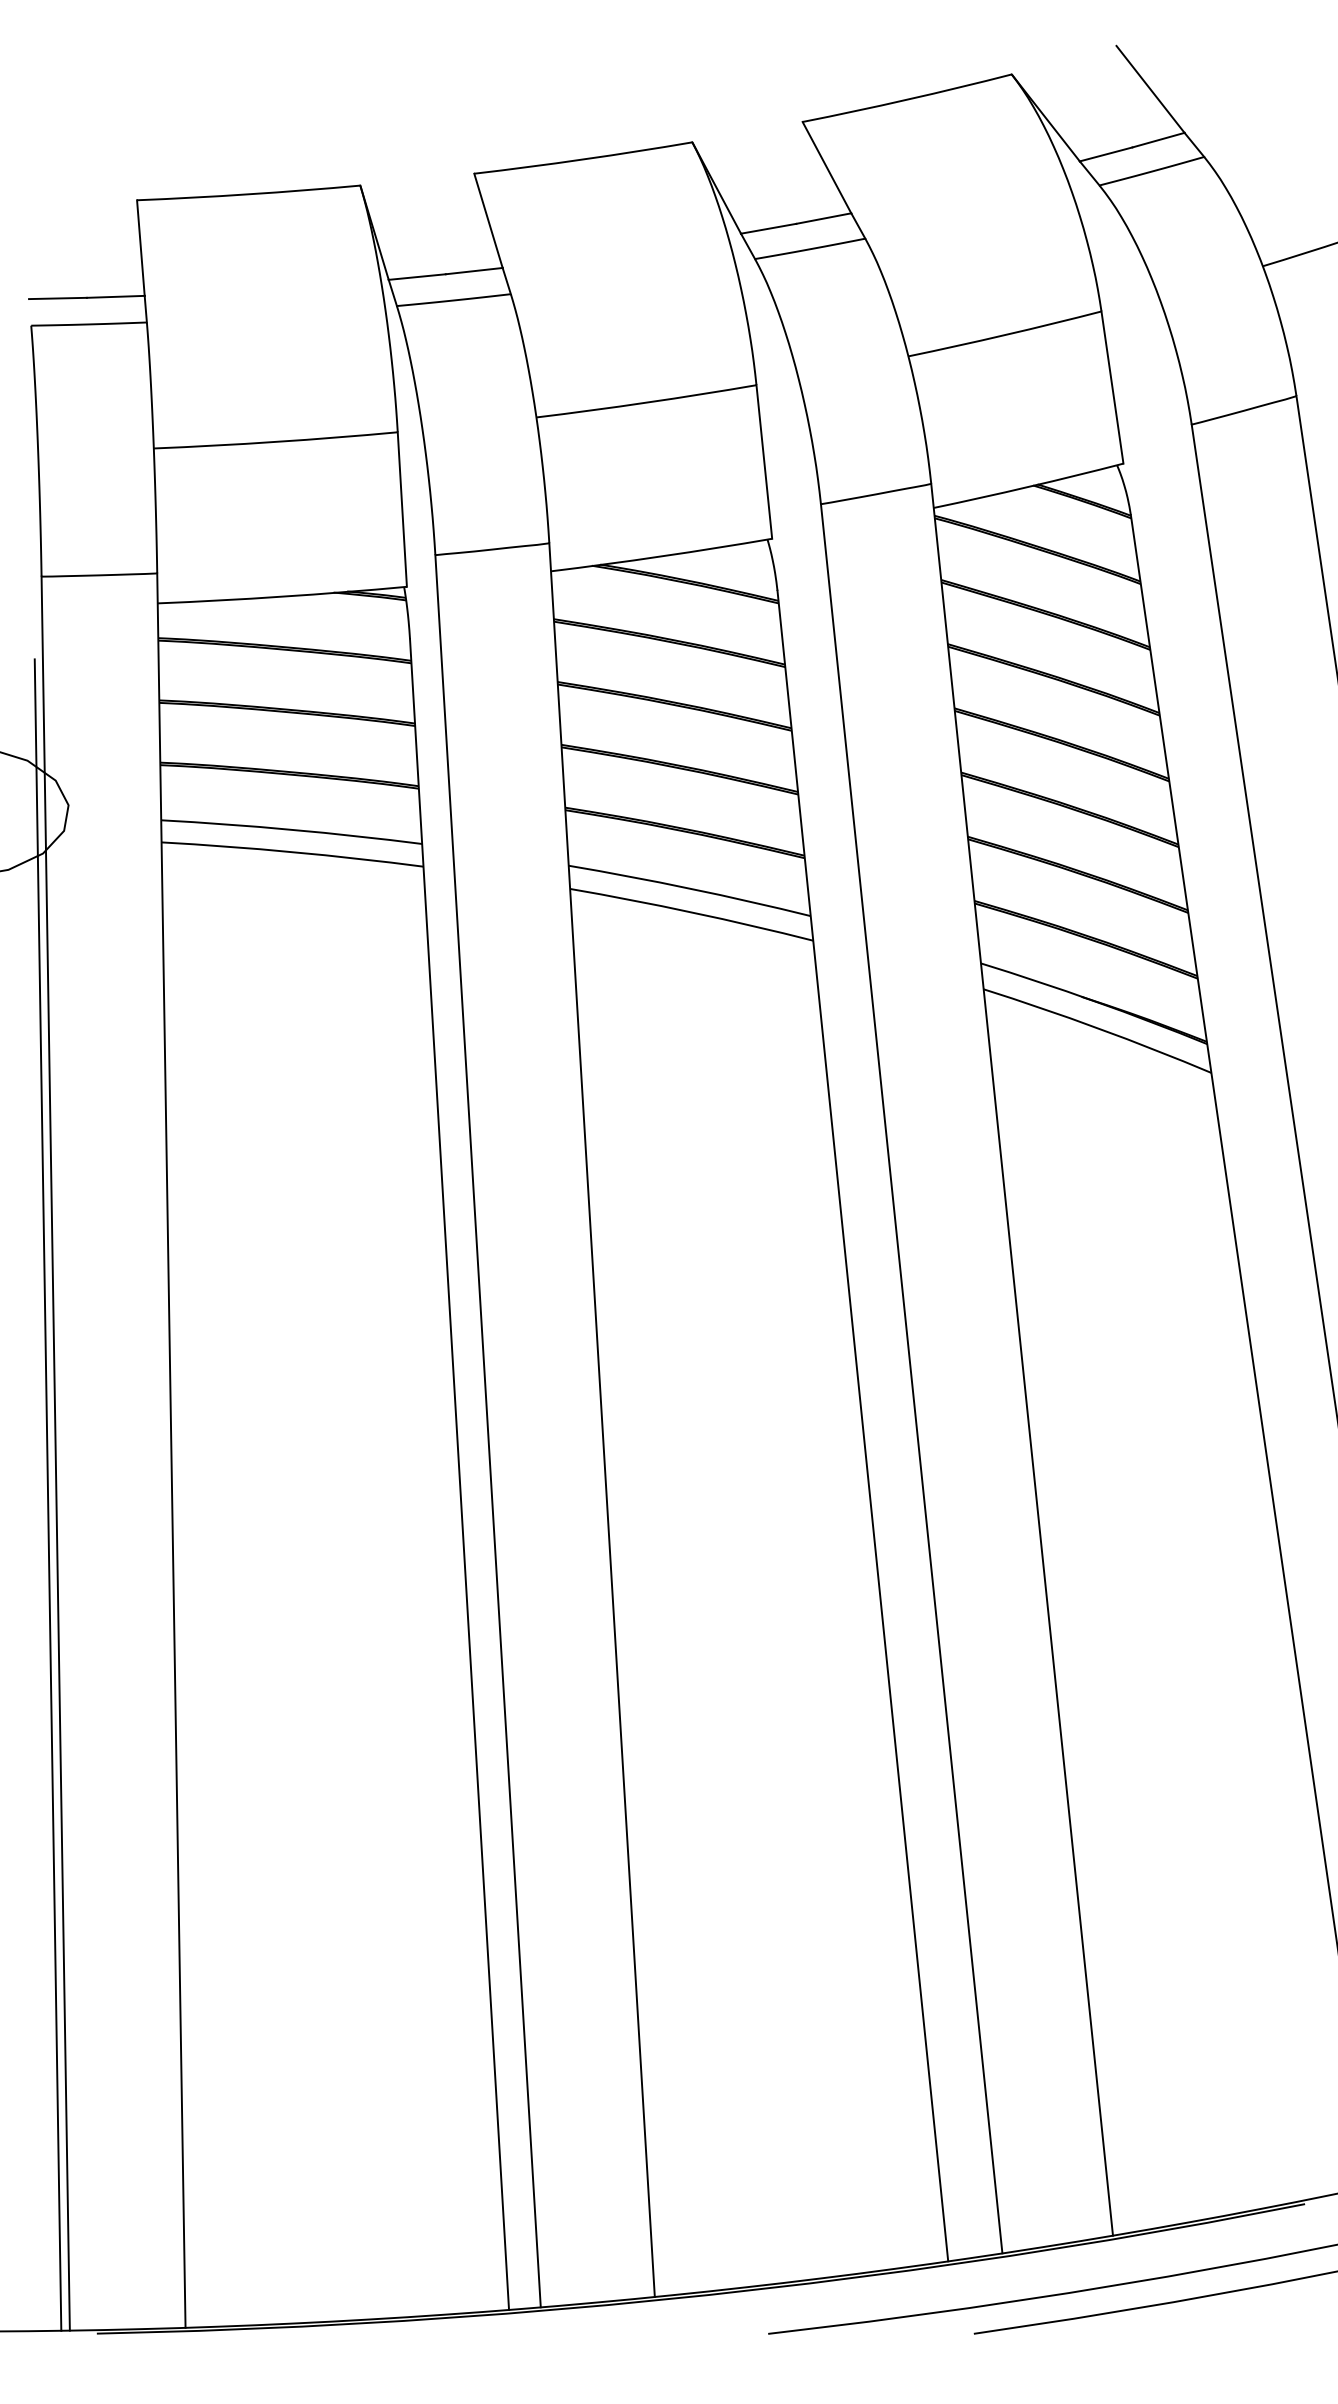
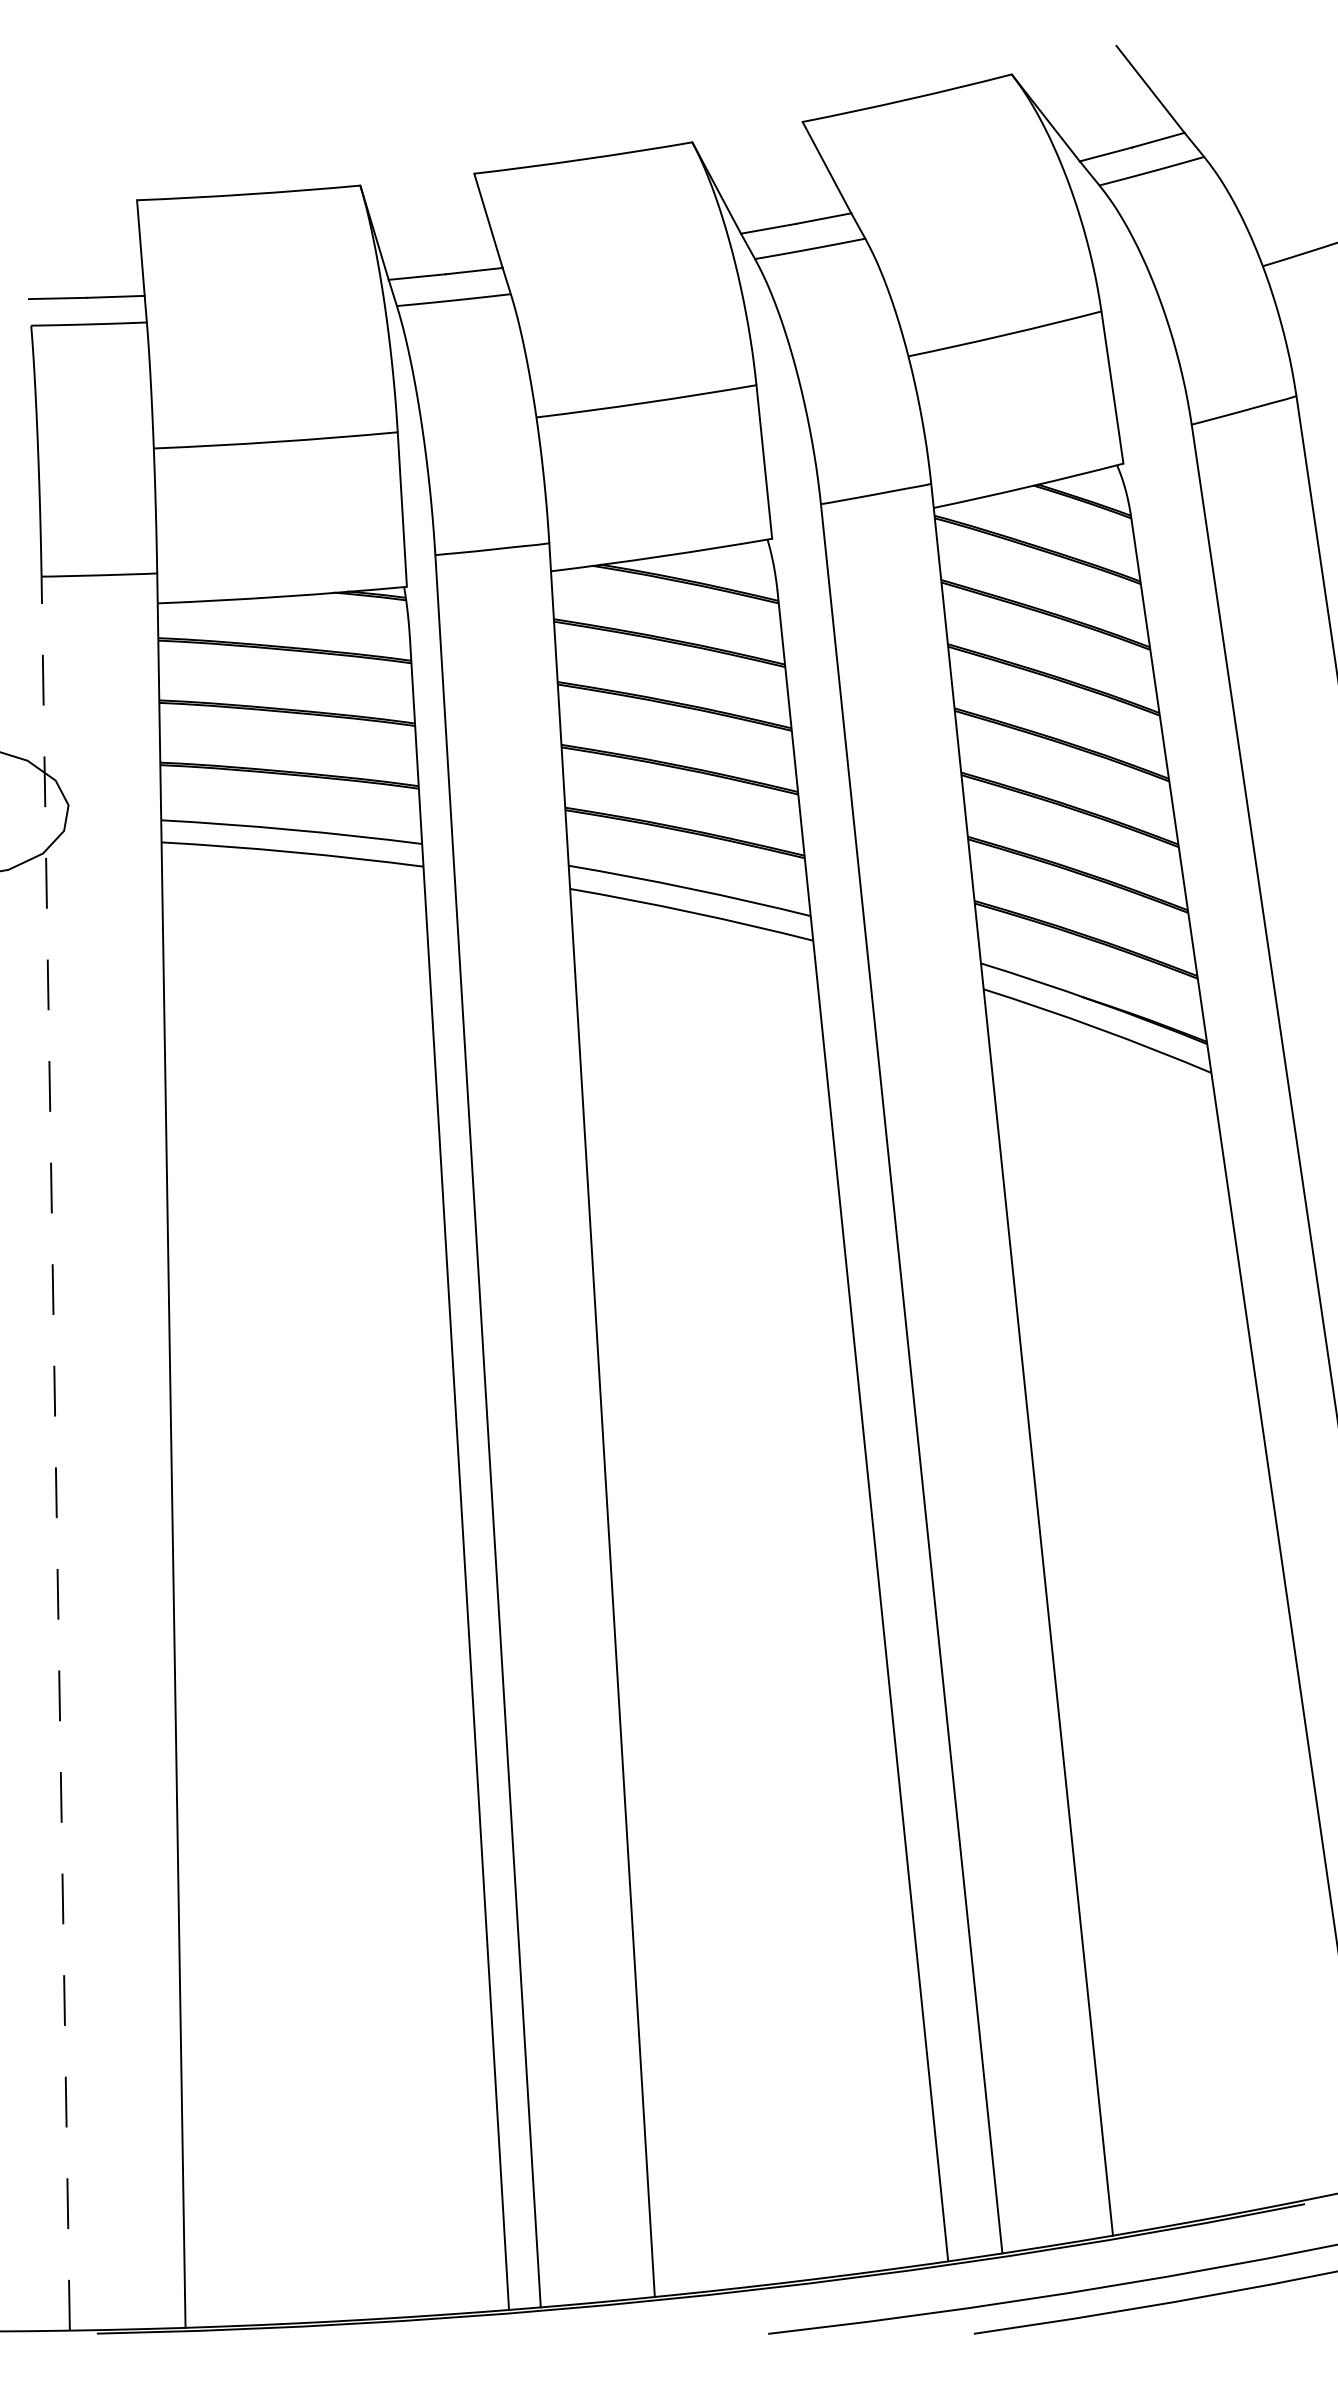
line: solid -> dashed (55, 1453)
line: present -> none (47, 1494)
